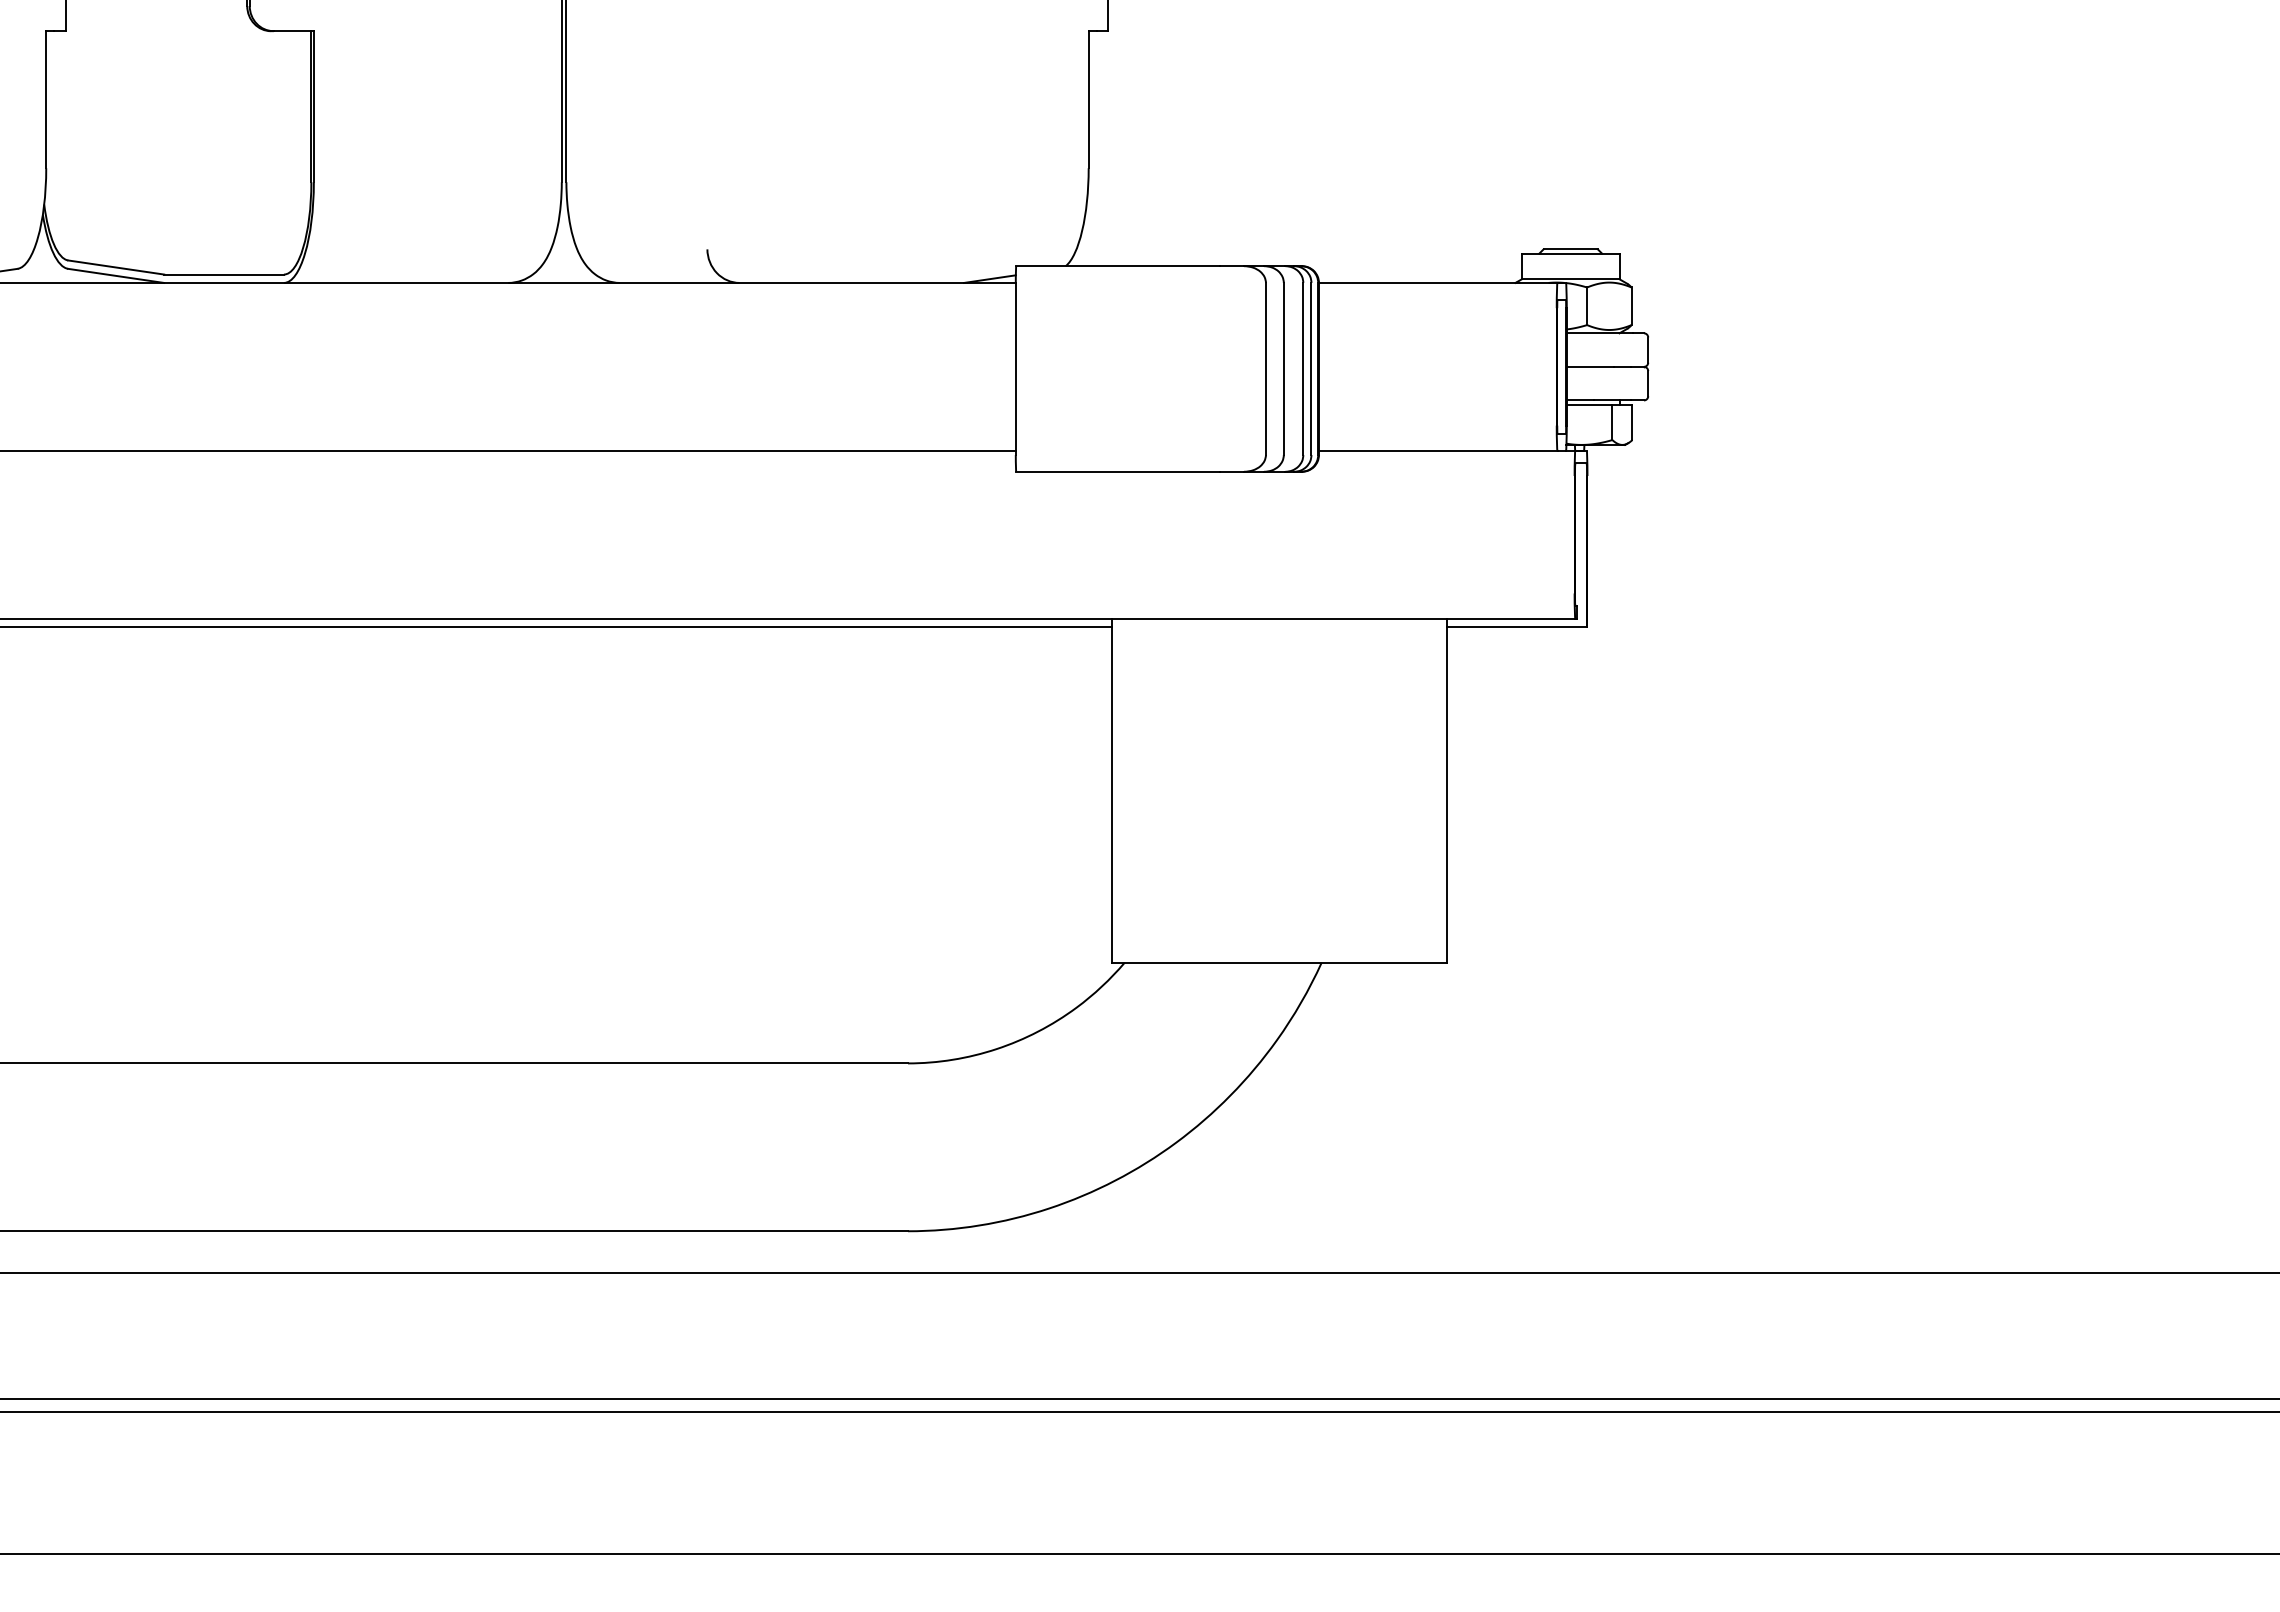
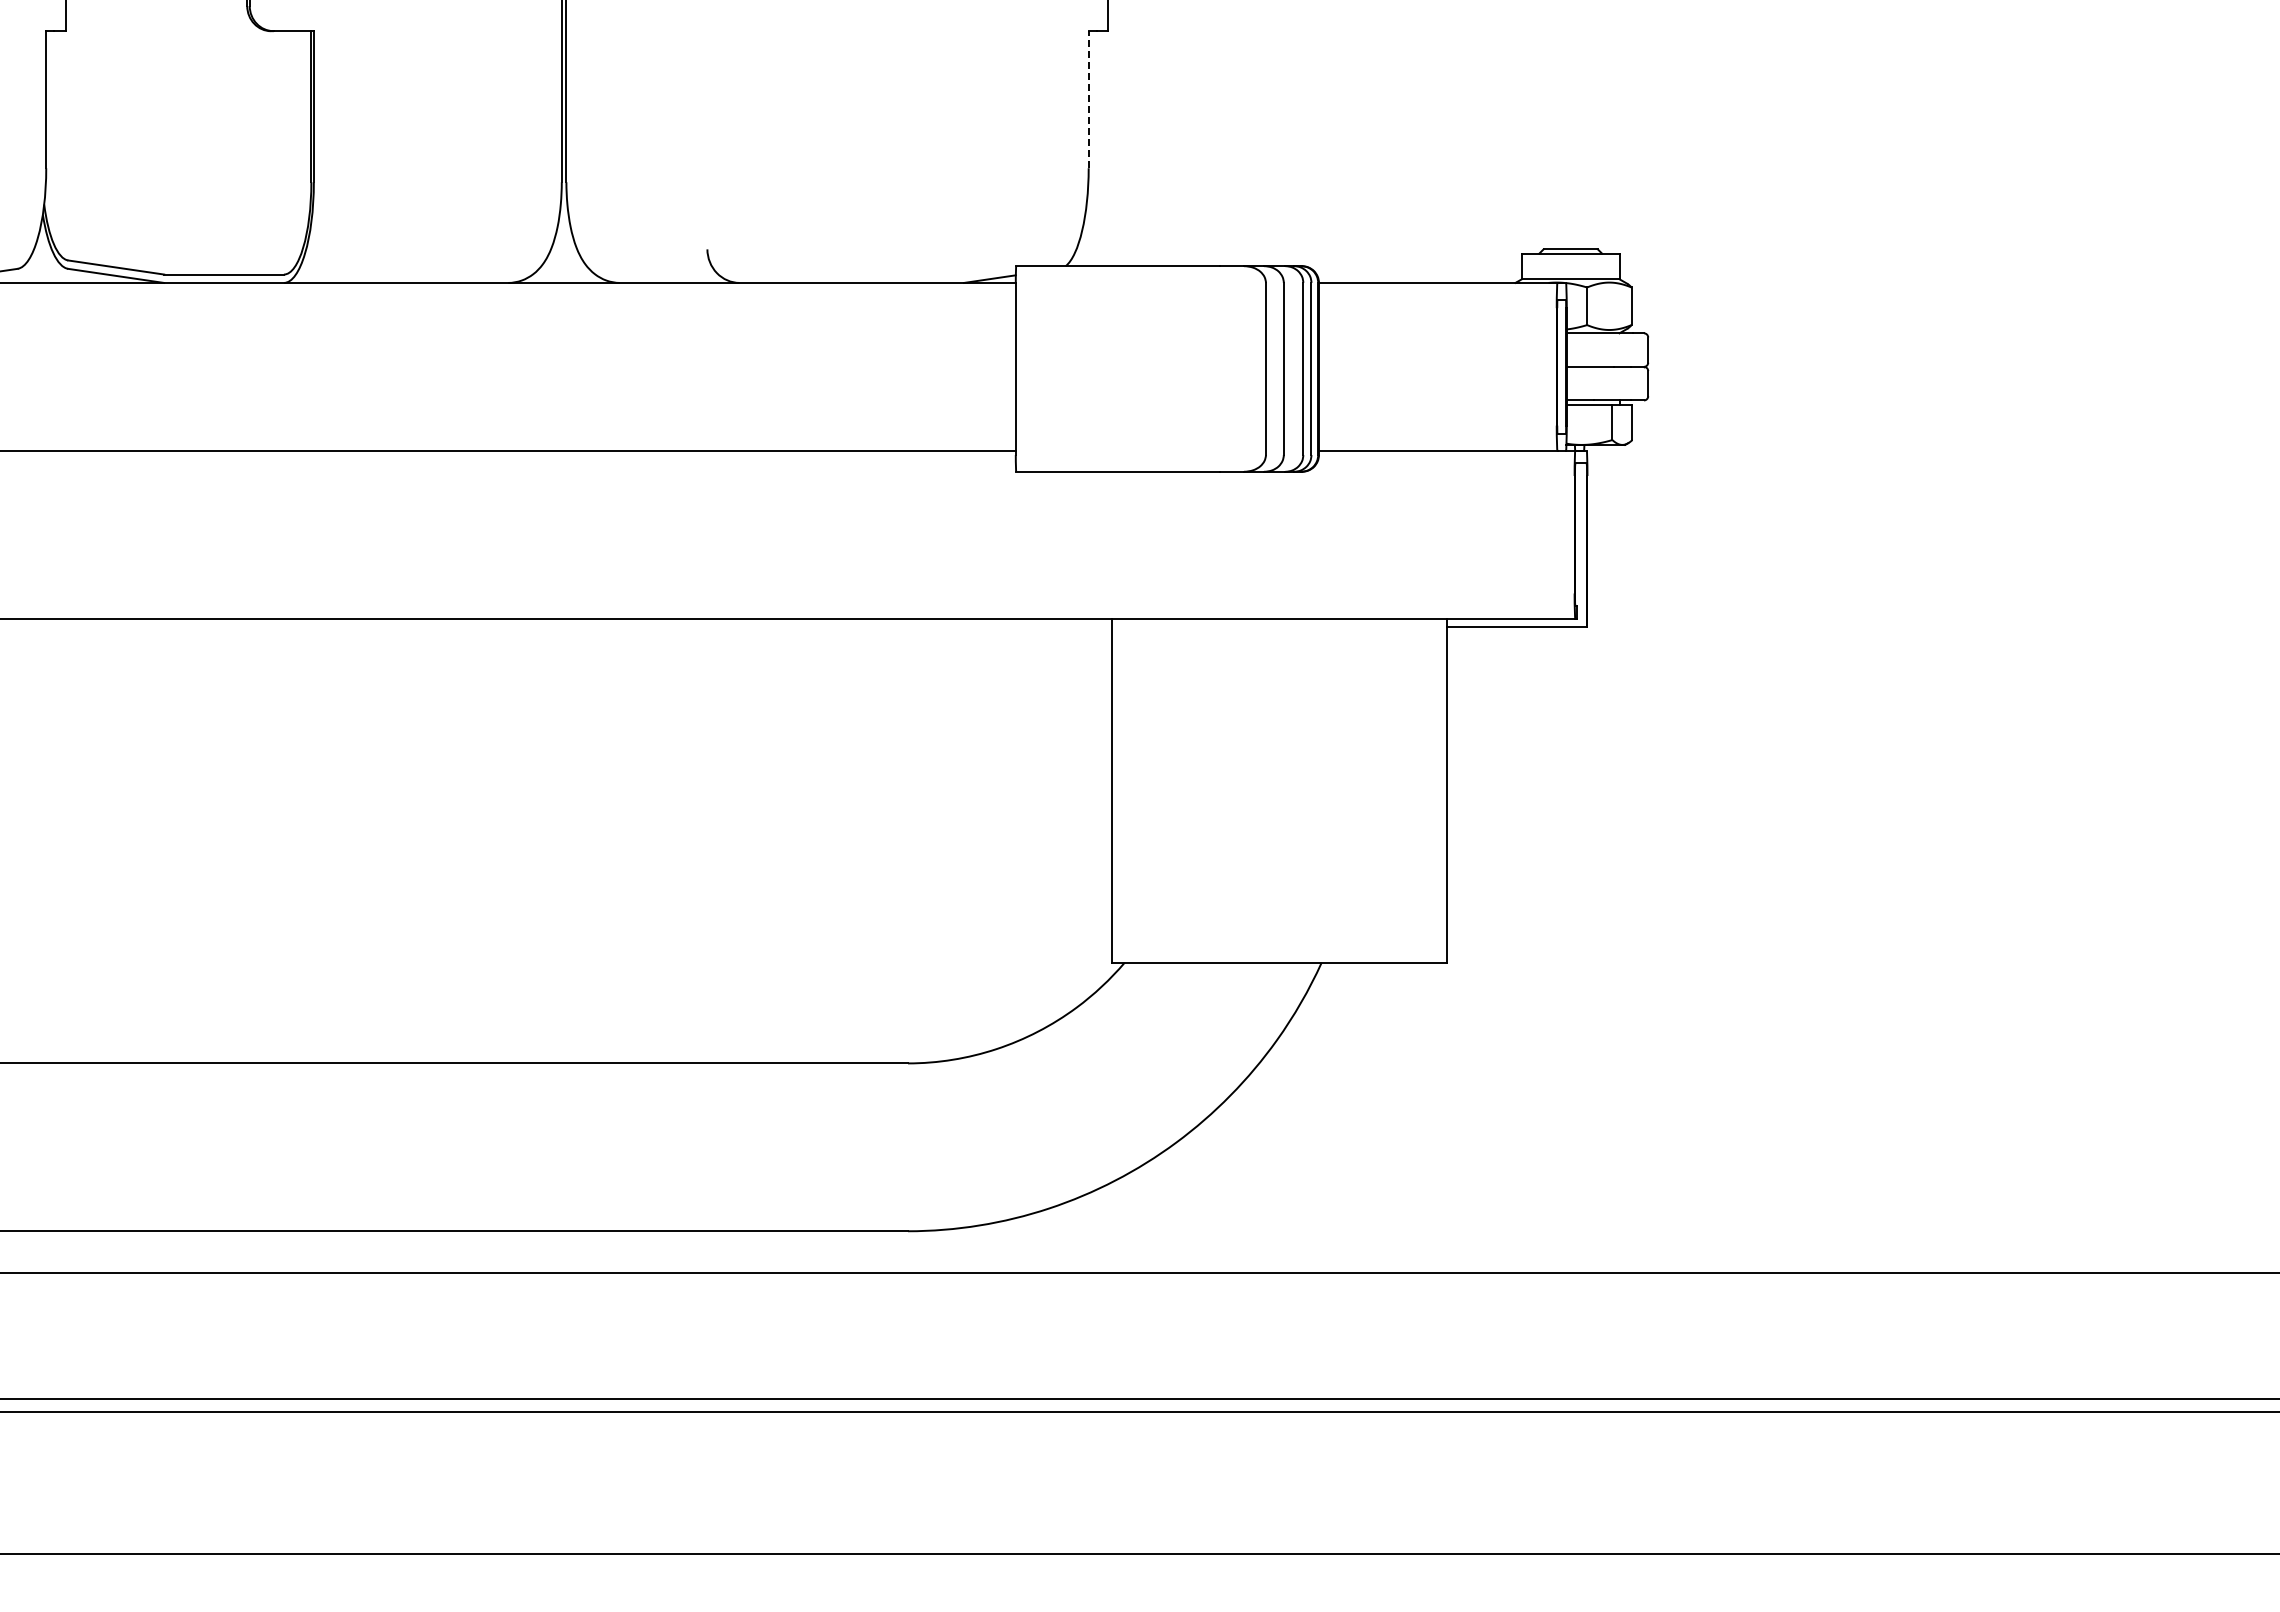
line: solid -> dashed (1088, 99)
line: present -> none (556, 627)
